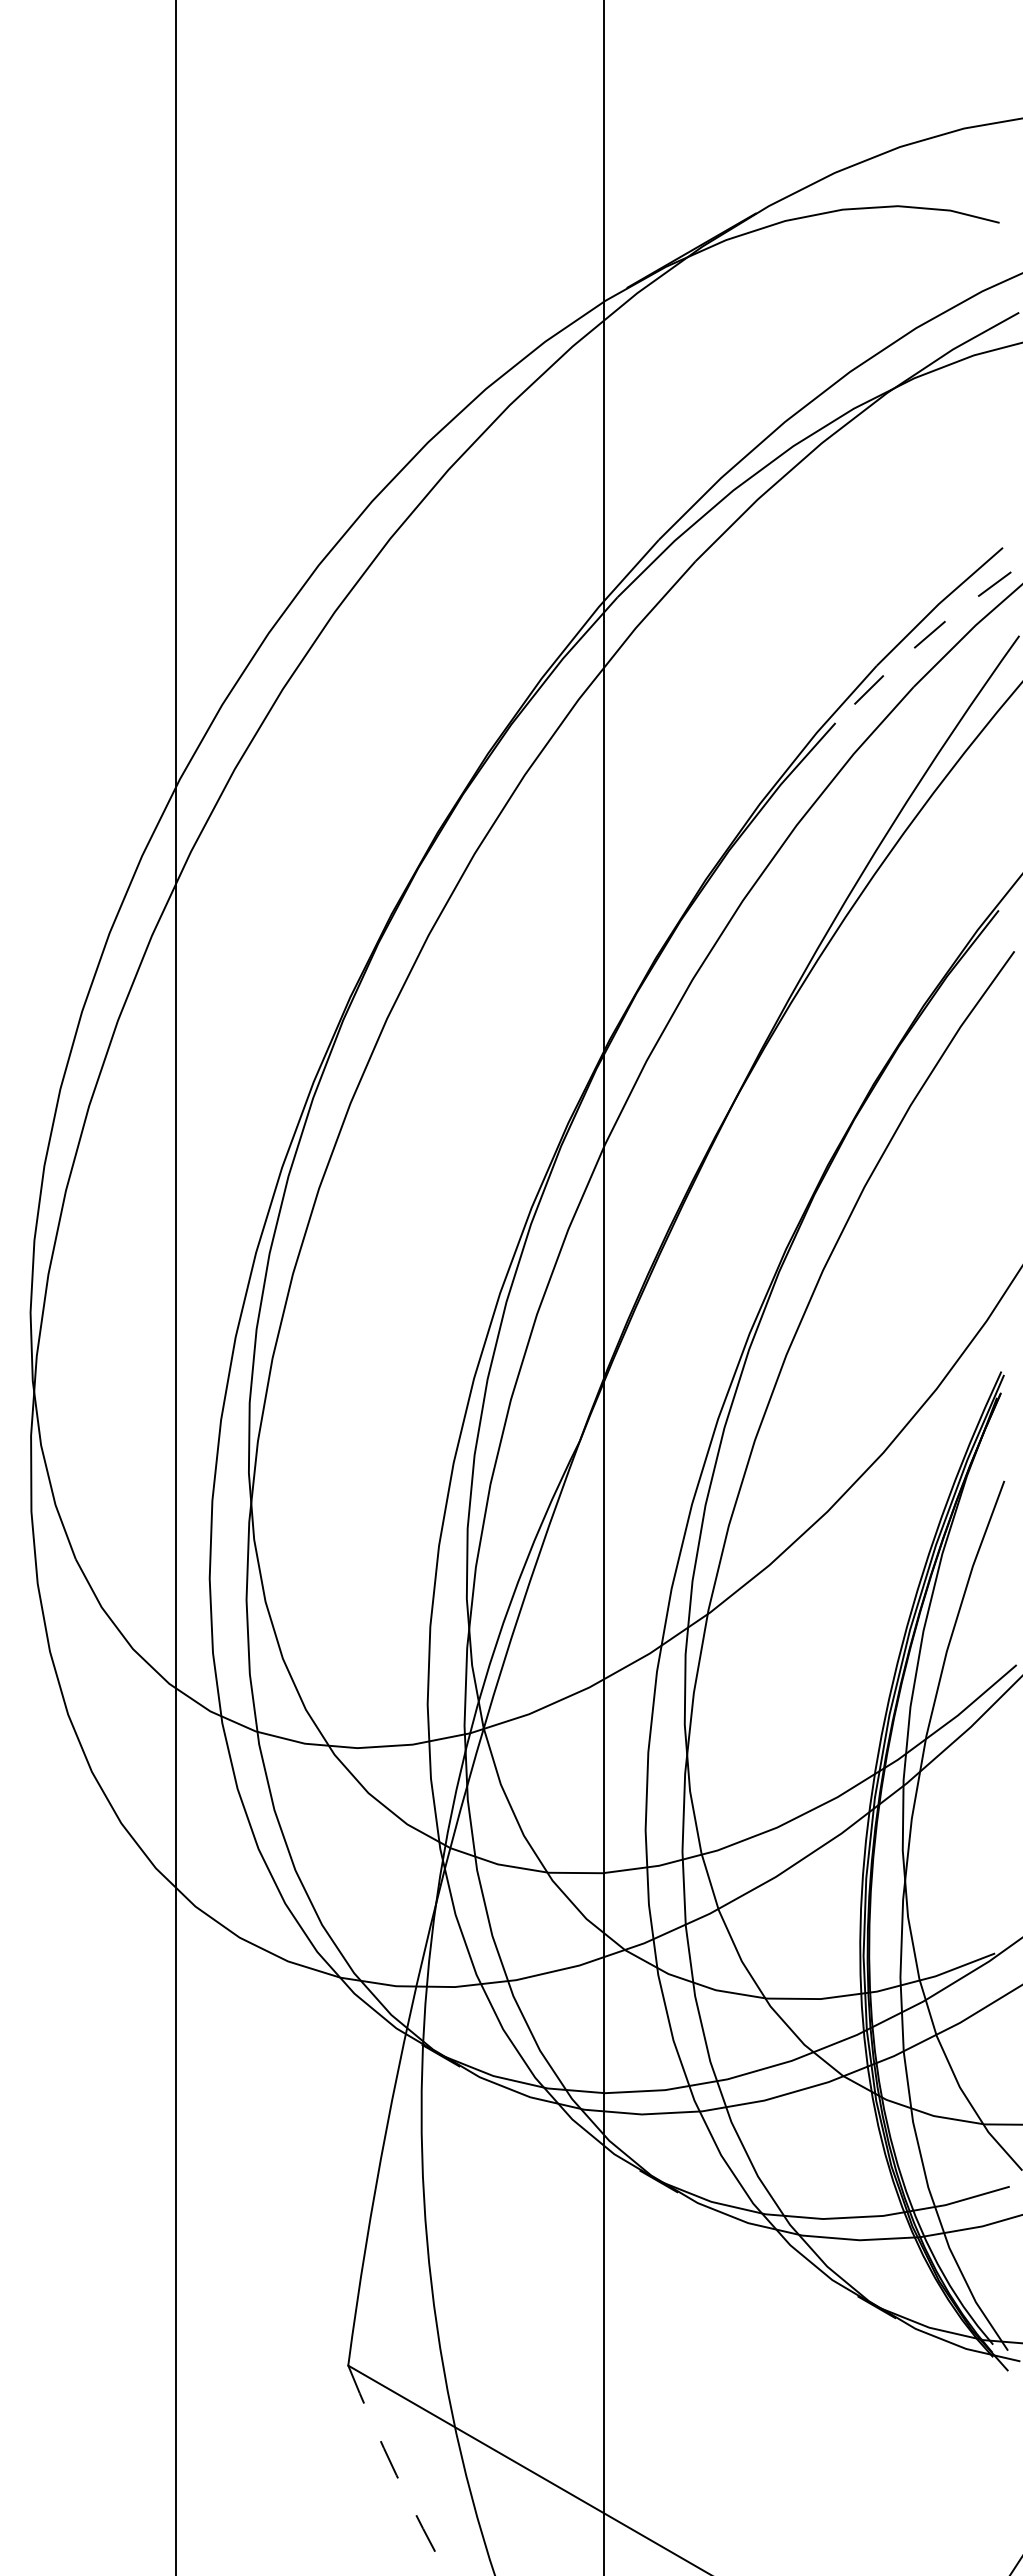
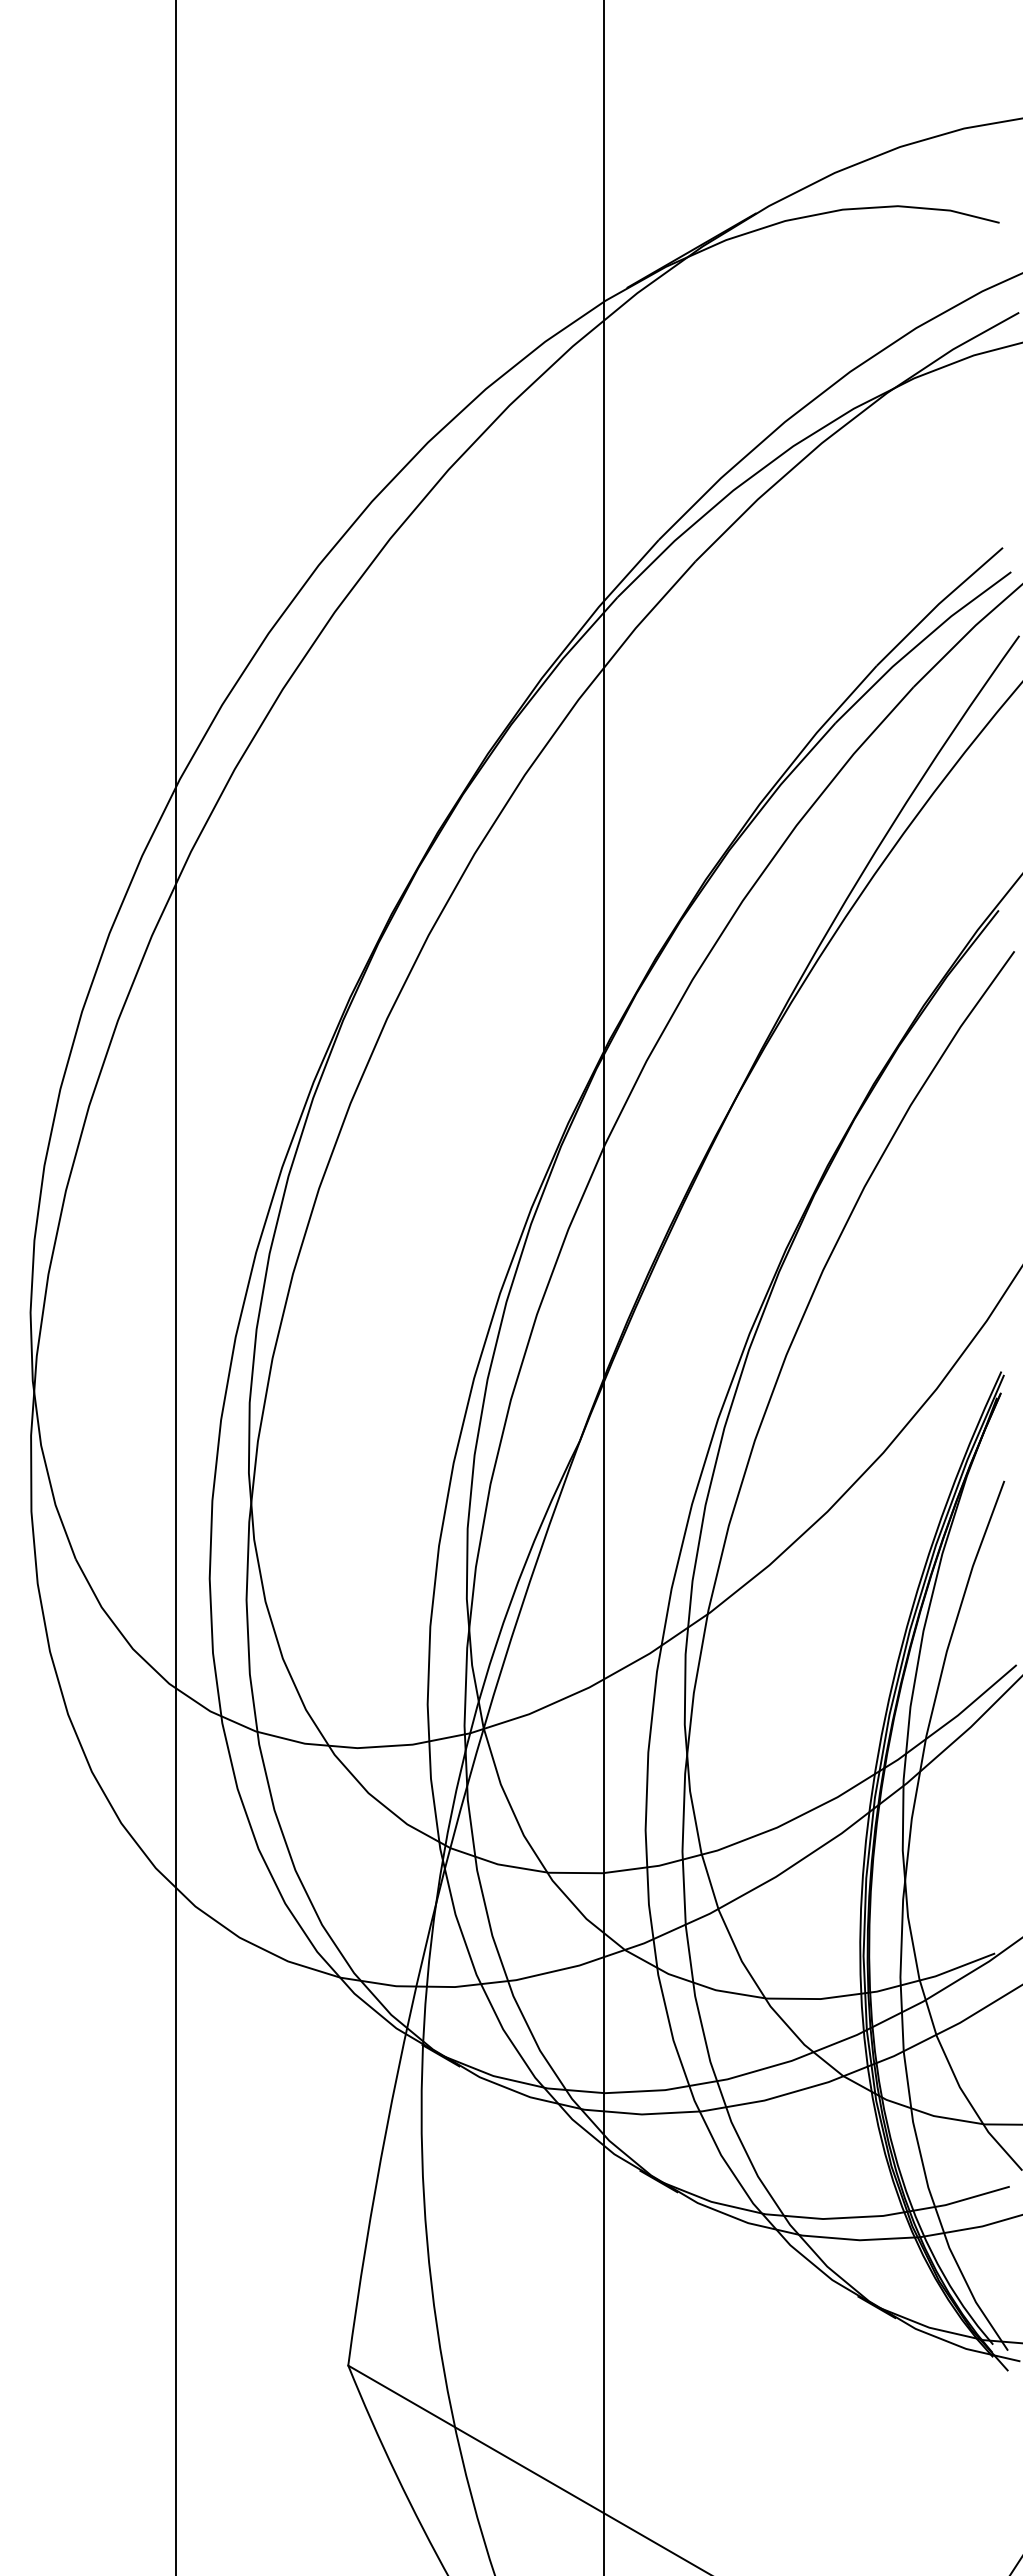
line: dashed -> solid (919, 643)
arc: dashed -> solid (395, 2472)
